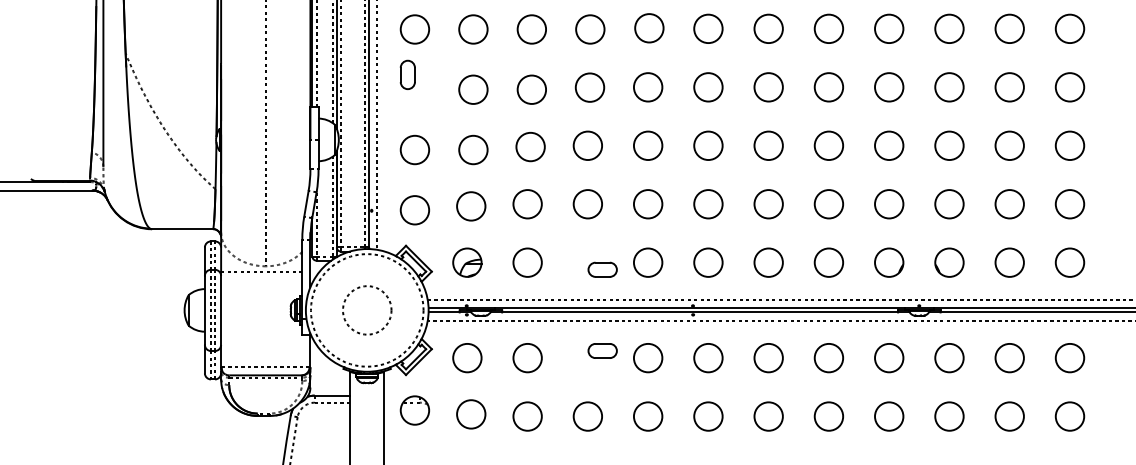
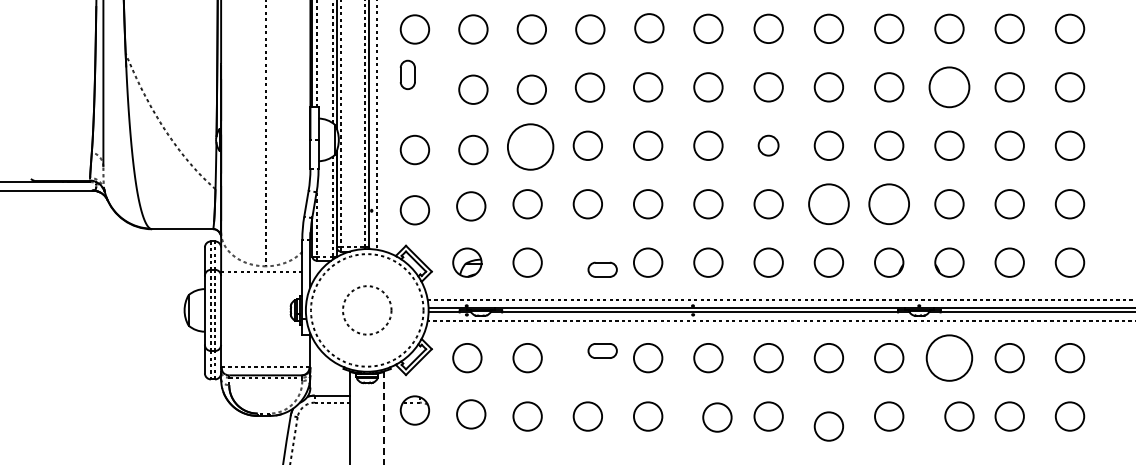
circle diameter: 28 px -> 40 px (949, 87)
circle size: 31x31 px -> 23x23 px (768, 145)
circle diameter: 28 px -> 45 px (530, 146)
circle diameter: 28 px -> 40 px (828, 204)
circle diameter: 28 px -> 40 px (889, 204)
circle diameter: 28 px -> 45 px (949, 357)
circle position: (708, 416) -> (717, 417) (717, 417)
circle position: (828, 416) -> (828, 426) (828, 426)
circle position: (949, 416) -> (959, 416) (959, 416)
line: solid -> dashed (384, 418)
